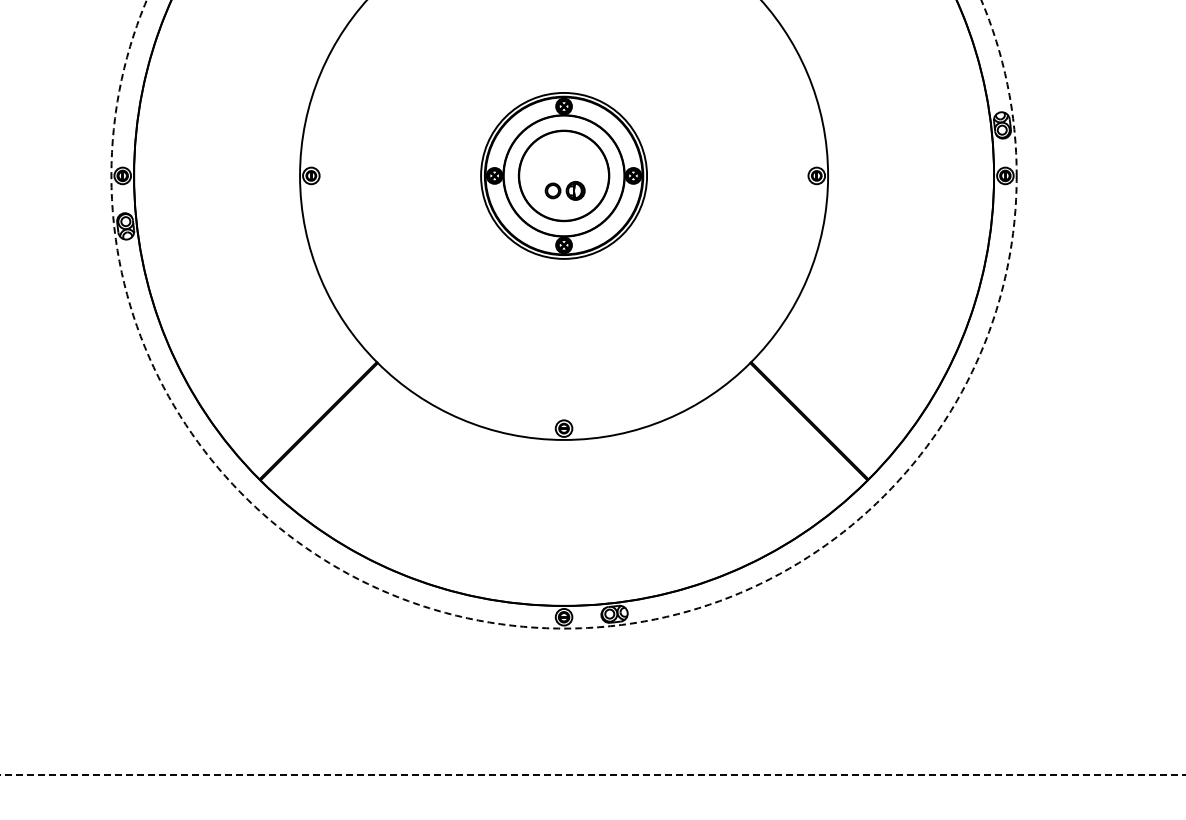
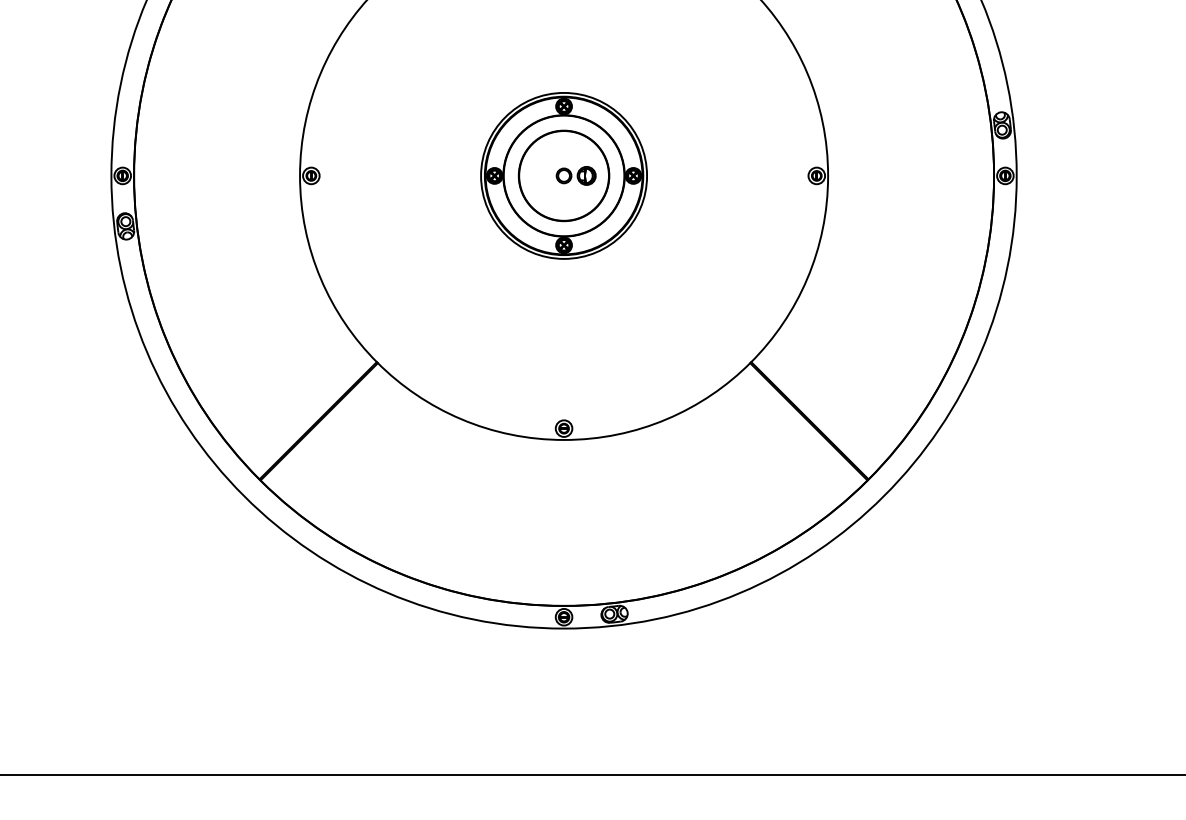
part position: (564, 190) -> (575, 175) (575, 175)
circle: dashed -> solid (563, 314)
line: dashed -> solid (592, 774)
